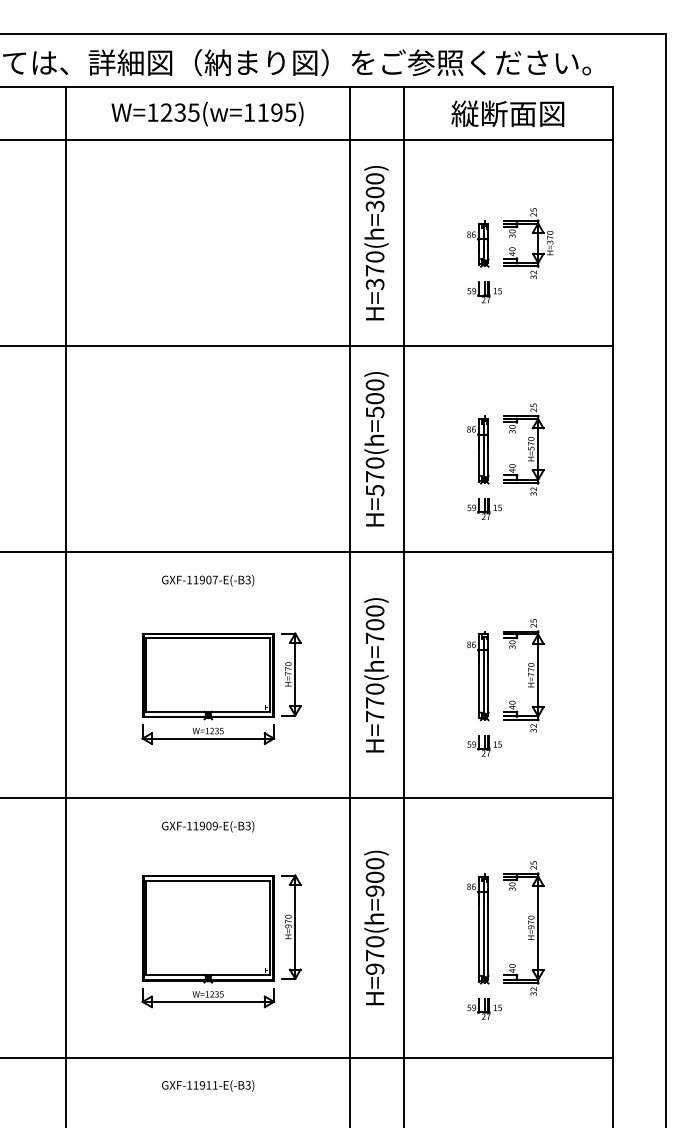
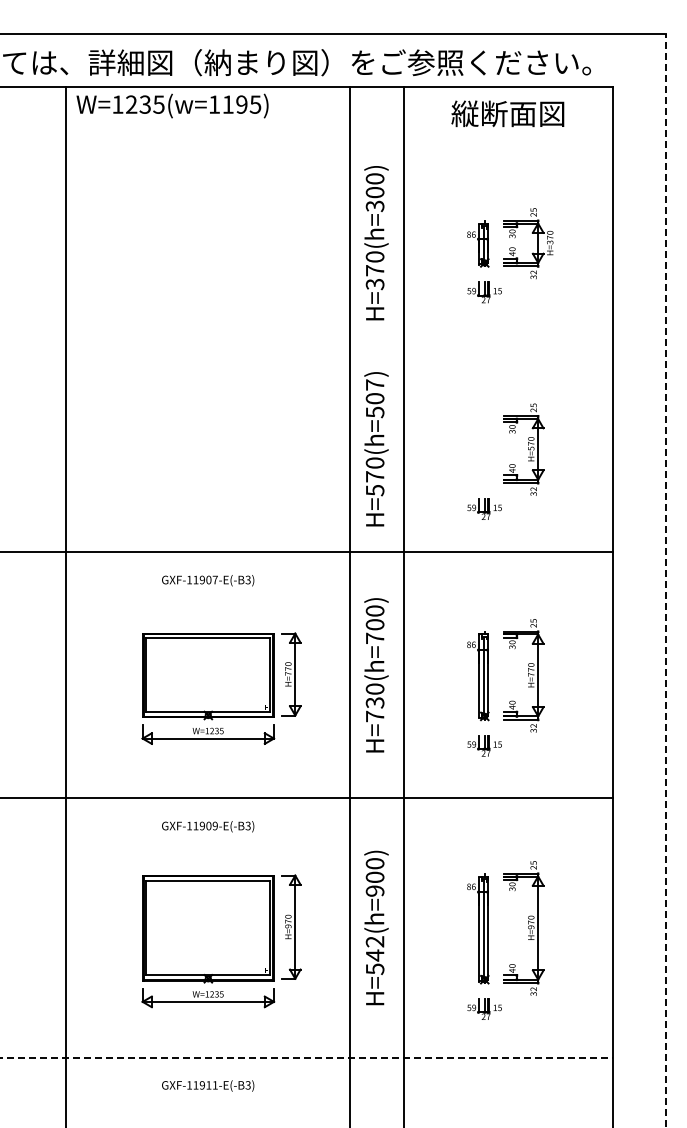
text position: (207, 113) -> (172, 105) (172, 105)
line: present -> none (307, 140)
line: present -> none (307, 346)
text: H=570(h=500) -> H=570(h=507) (374, 384)
part: present -> none (478, 449)
line: solid -> dashed (666, 580)
text: H=770(h=700) -> H=730(h=700) (374, 702)
text: H=970(h=900) -> H=542(h=900) (374, 955)
line: solid -> dashed (307, 1057)
